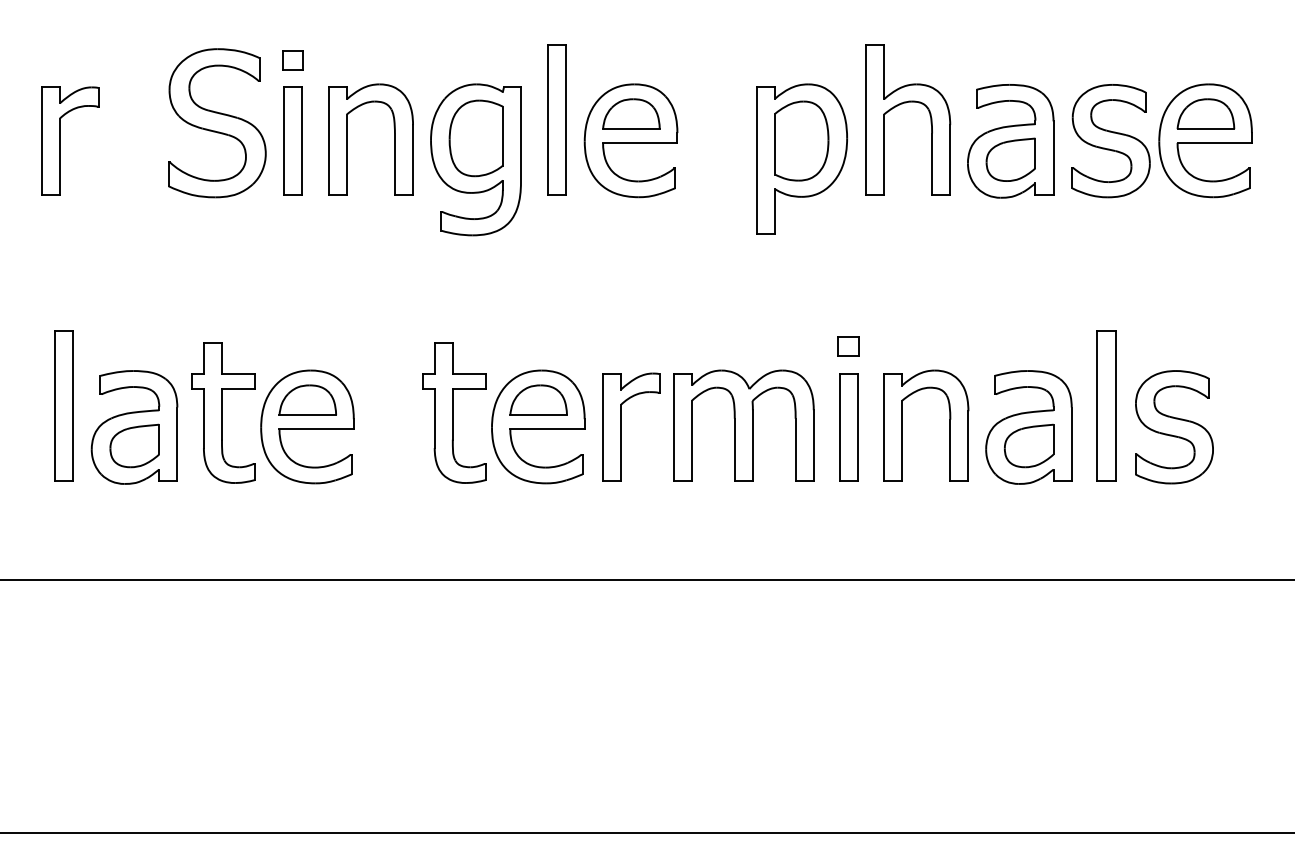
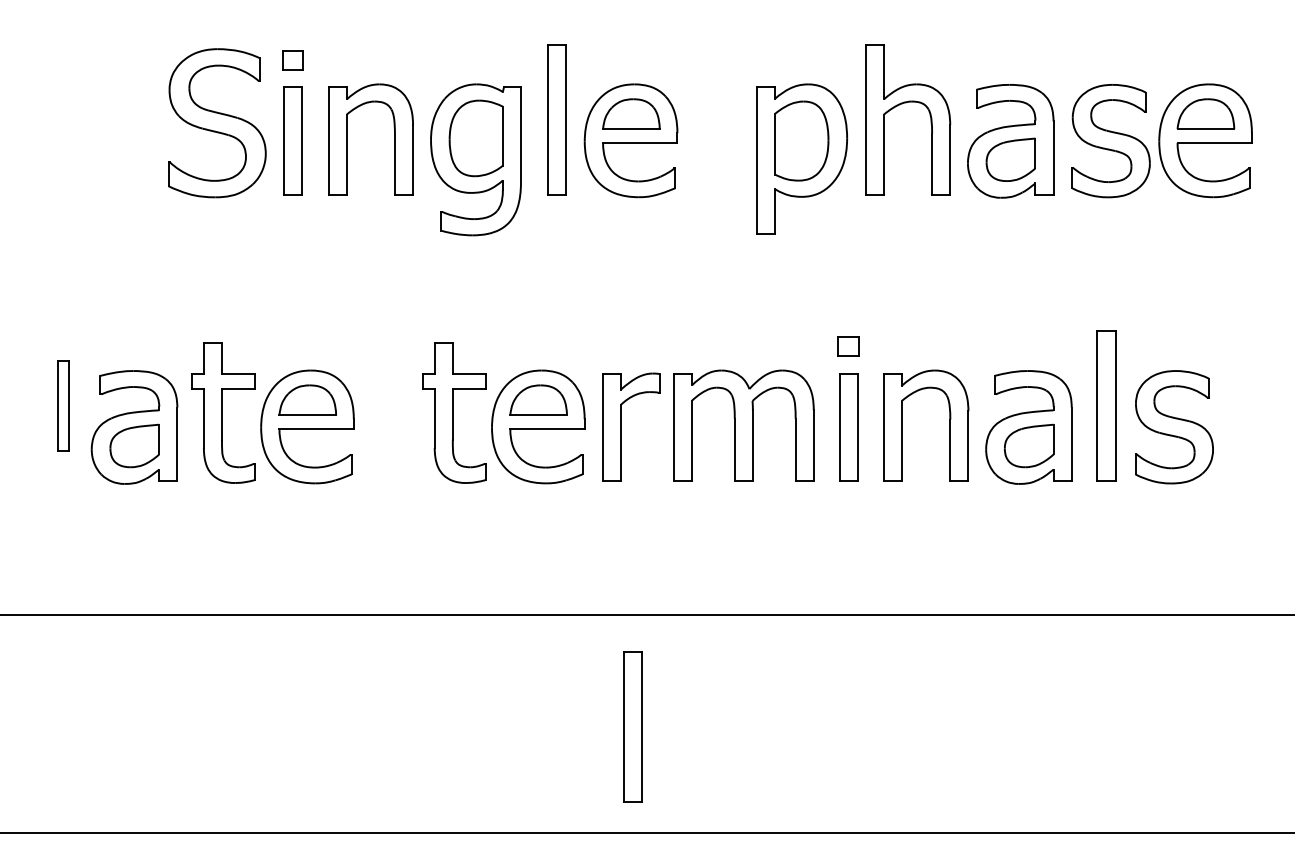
part: present -> none (60, 140)
part size: 20x152 px -> 13x92 px (63, 405)
line position: (646, 580) -> (646, 615) (646, 615)
part: none -> present (632, 726)
